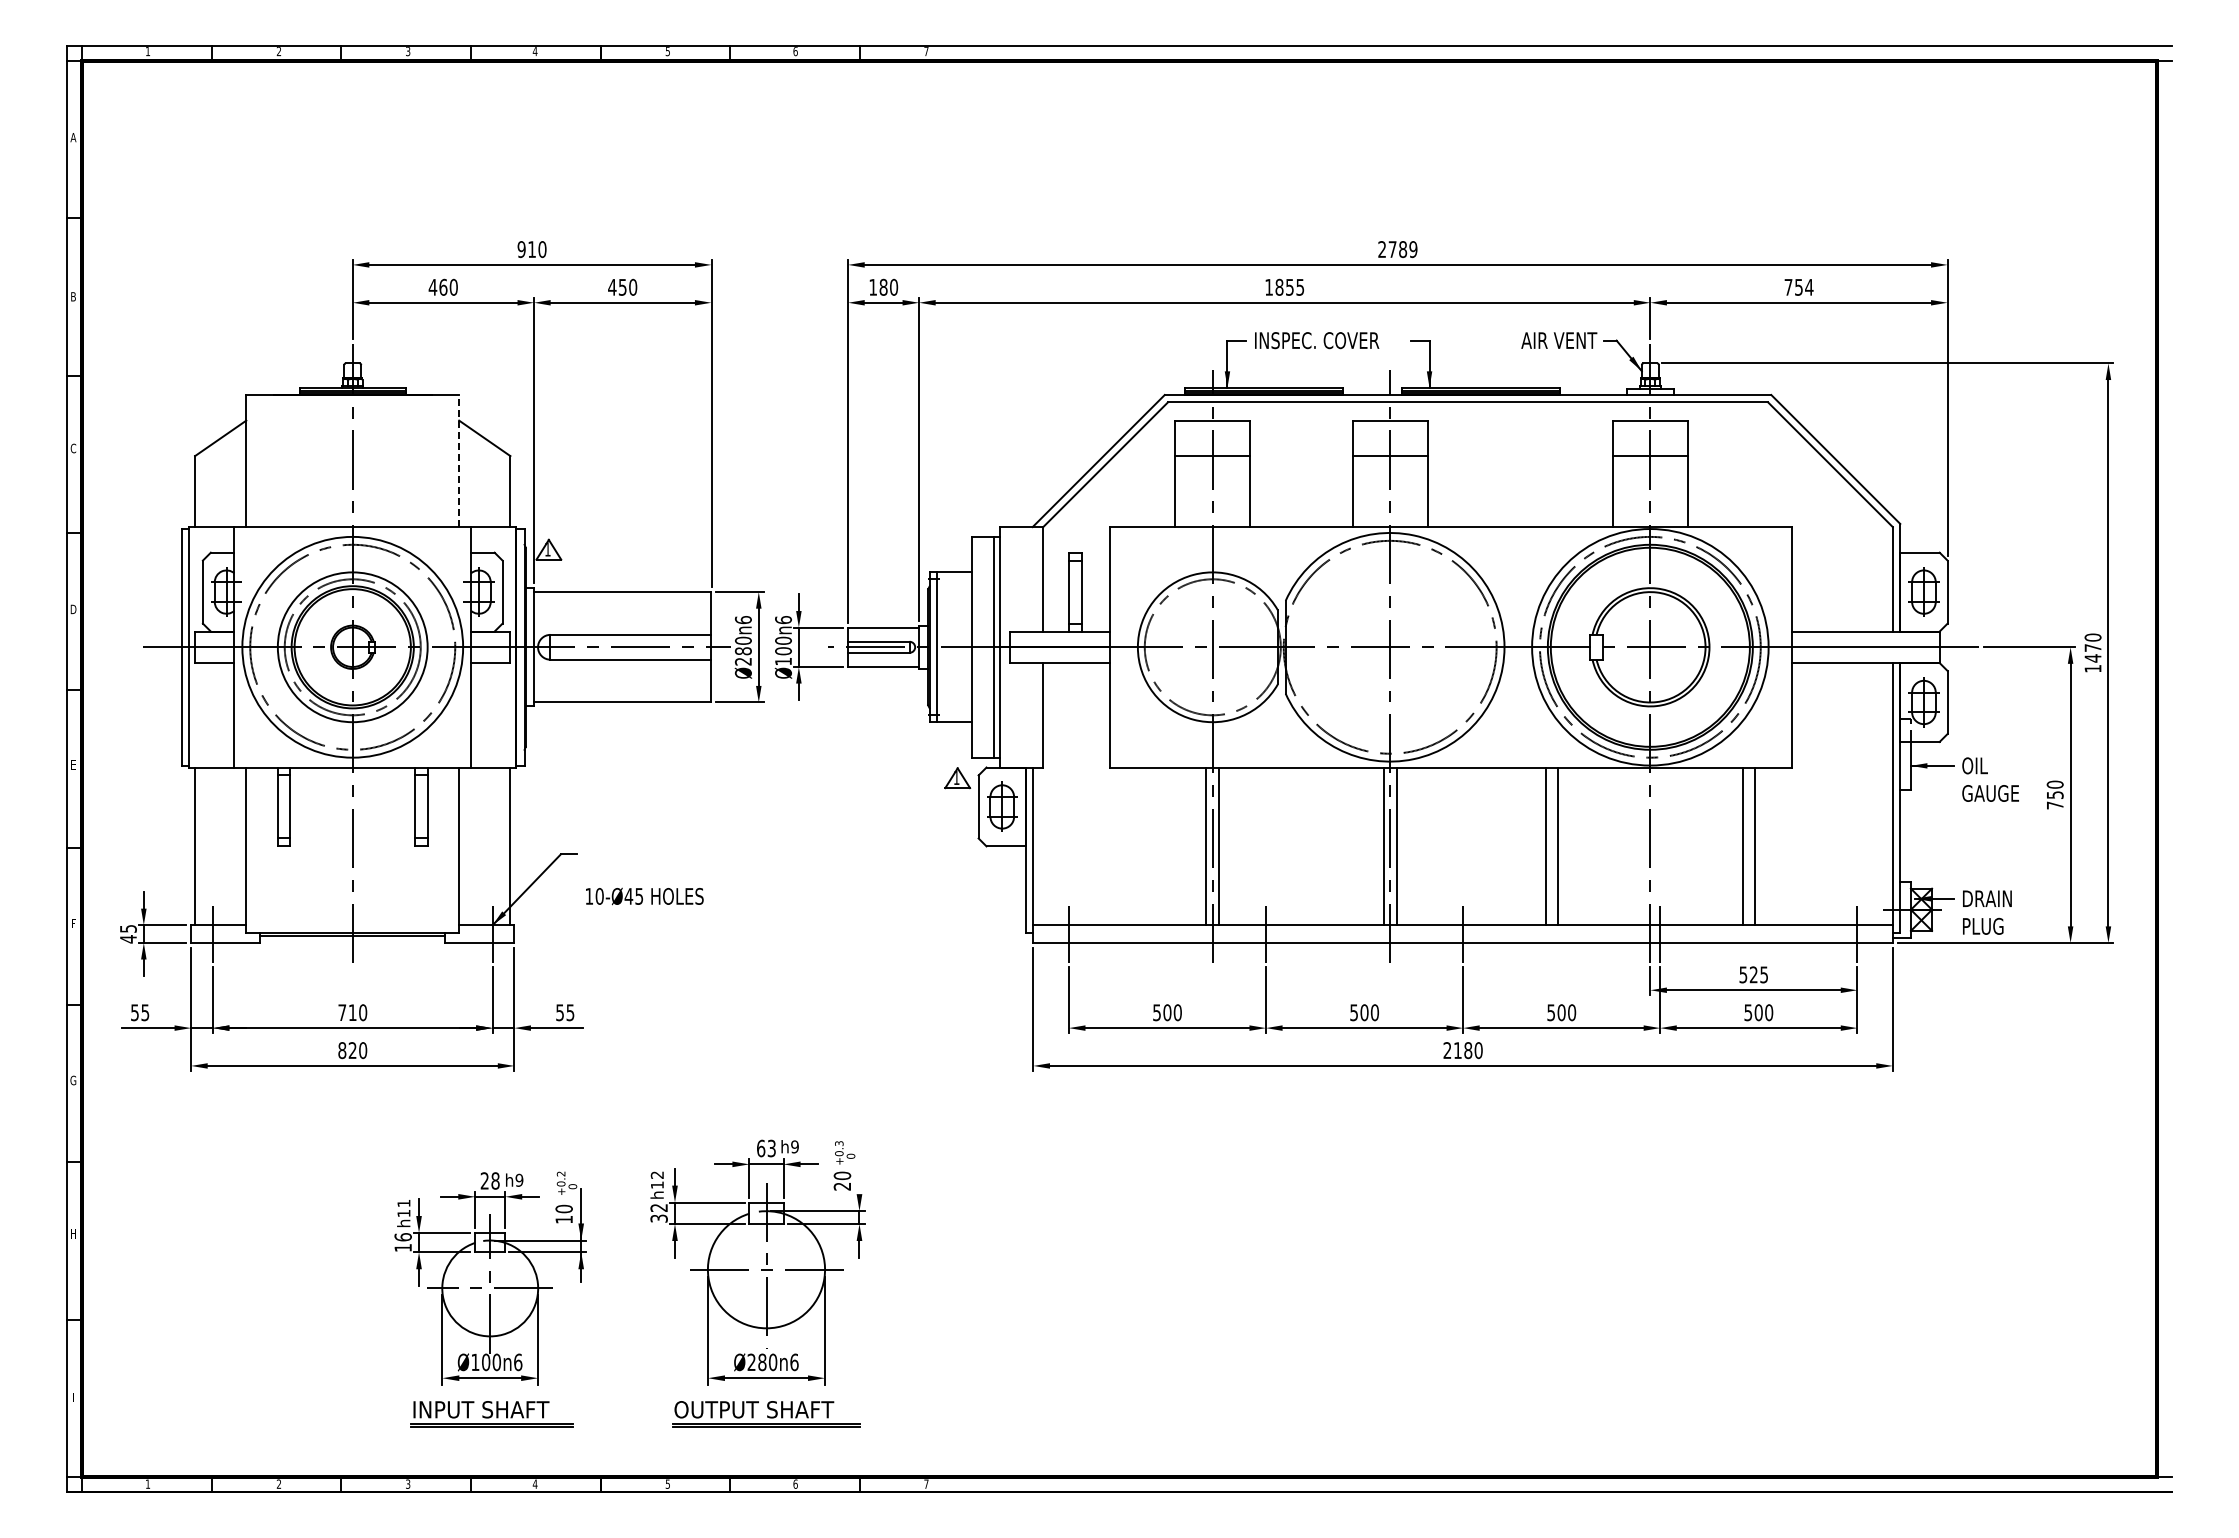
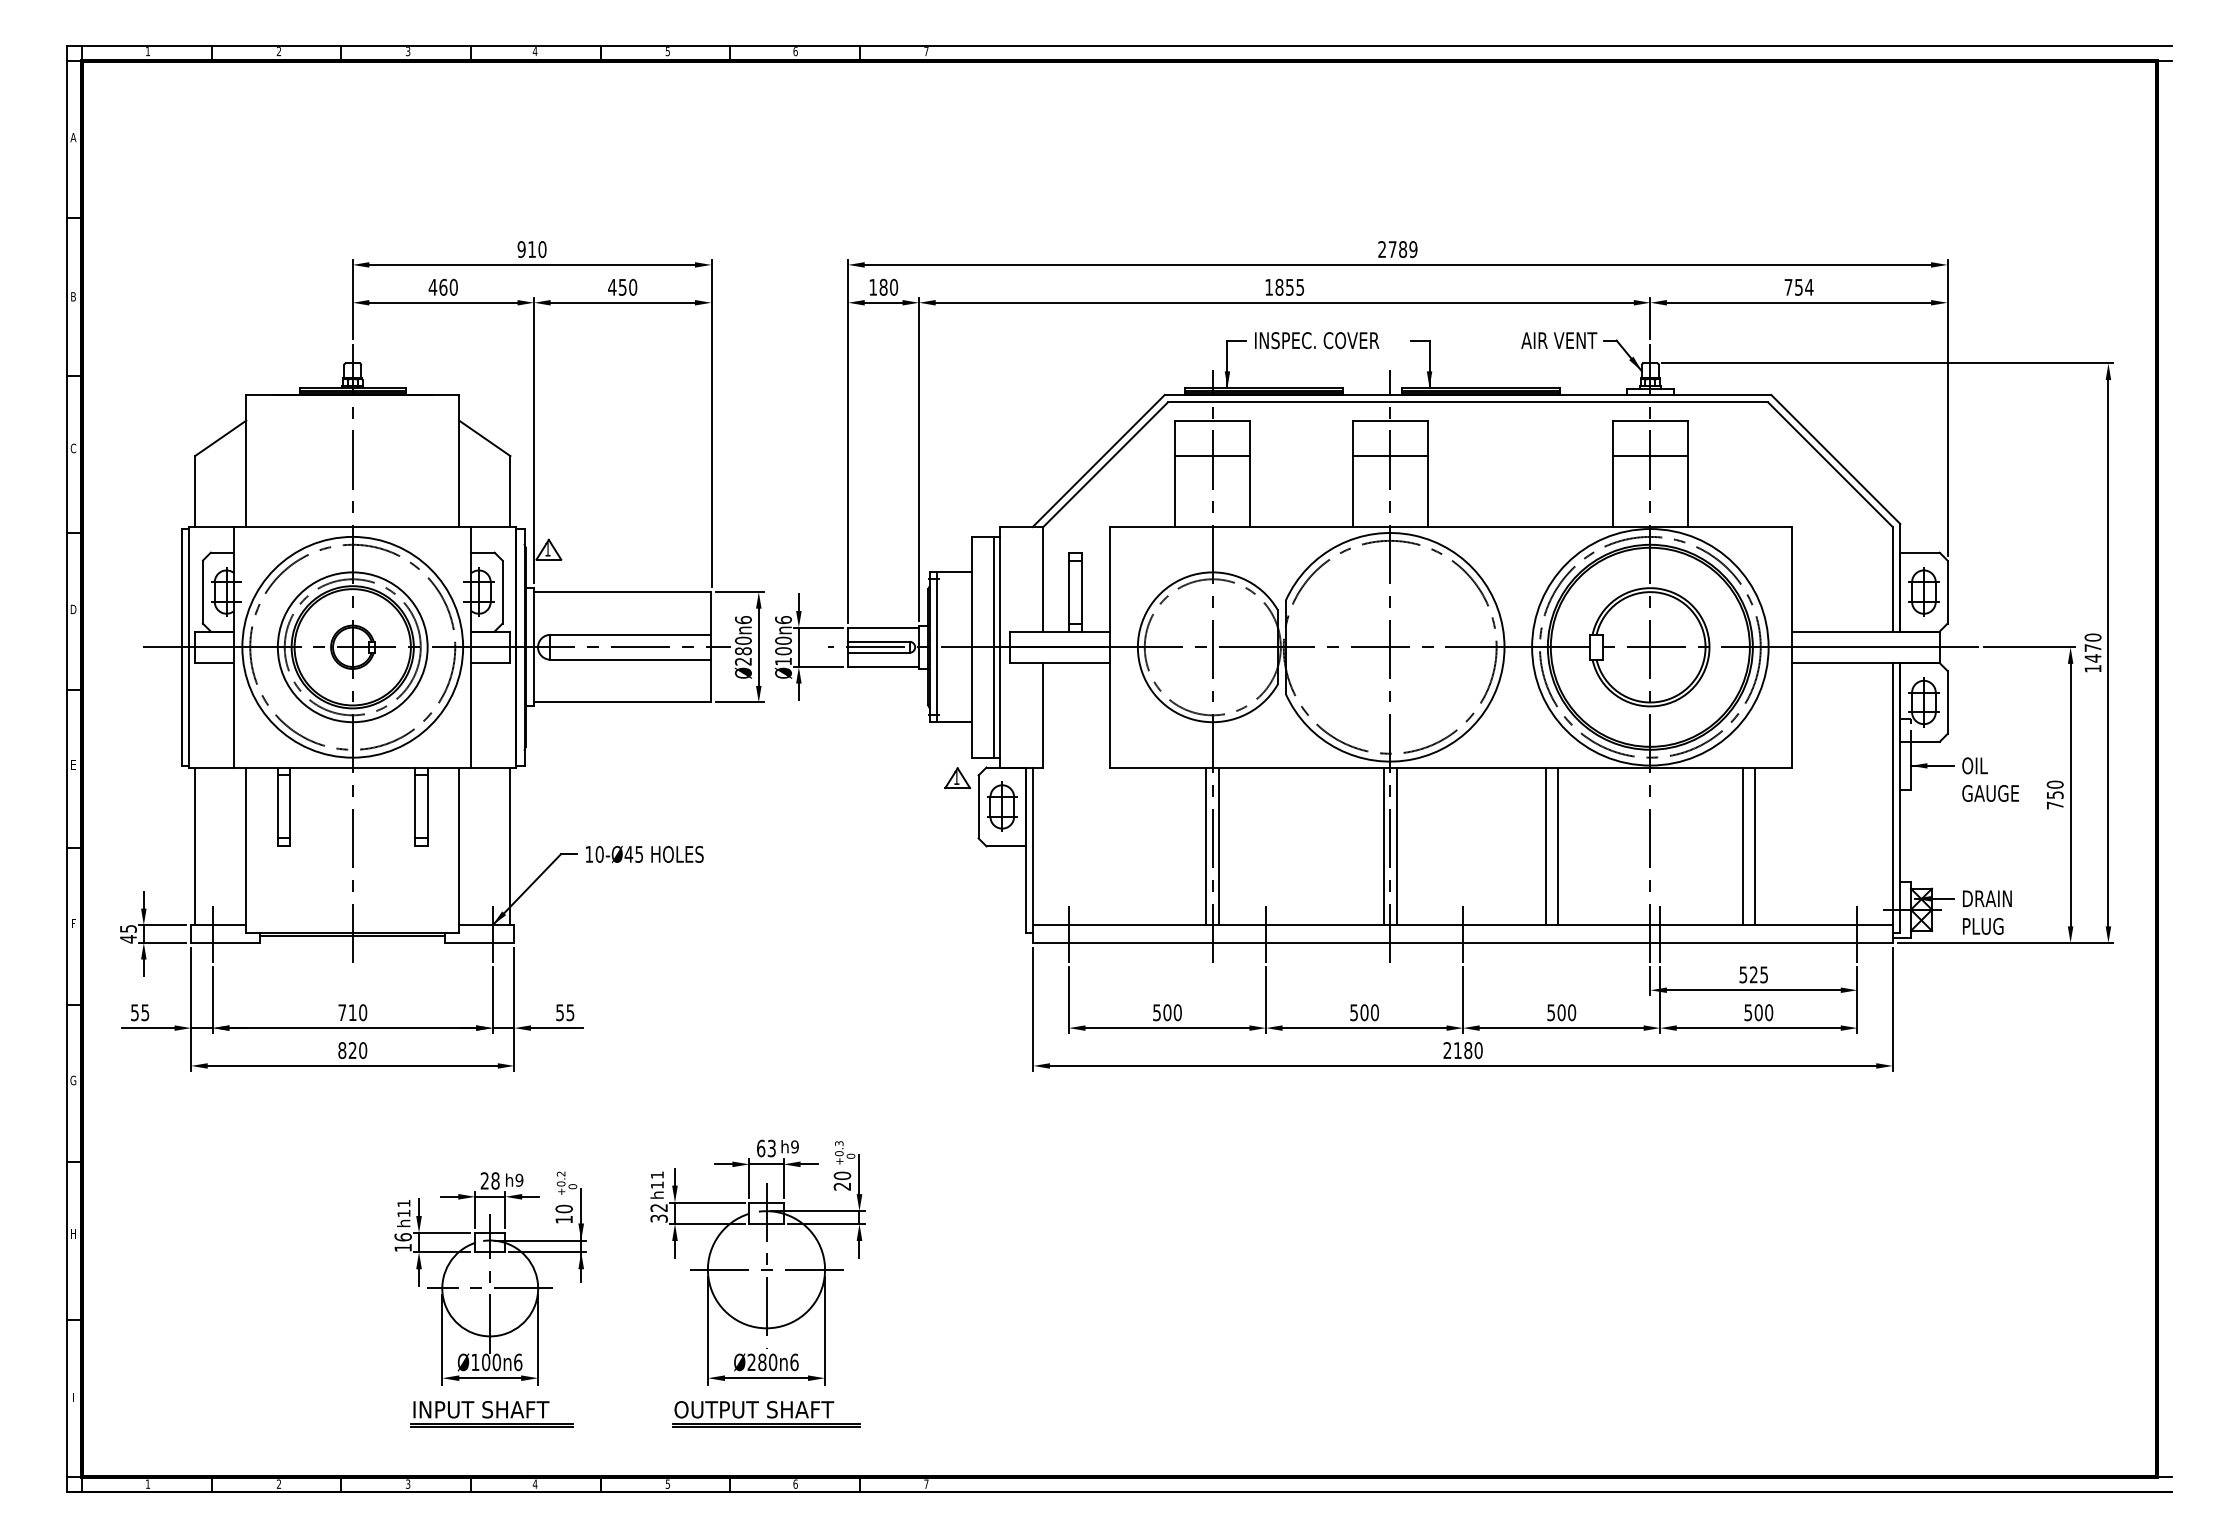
line: dashed -> solid (459, 460)
text position: (644, 896) -> (644, 854) (644, 854)
text: h12 -> h11 (656, 1174)
line: none -> present (859, 1174)
